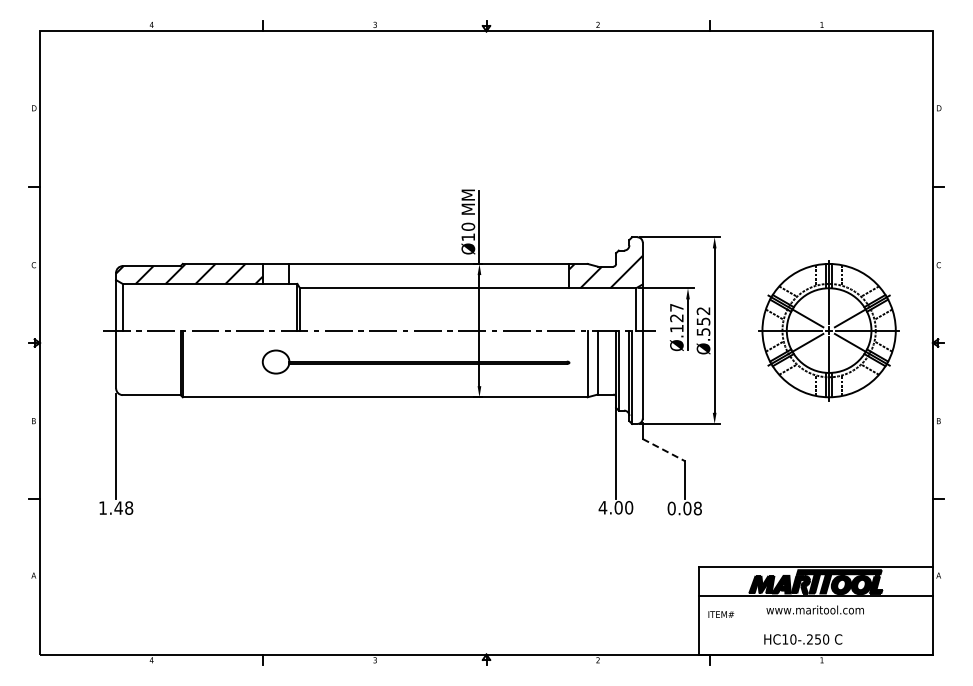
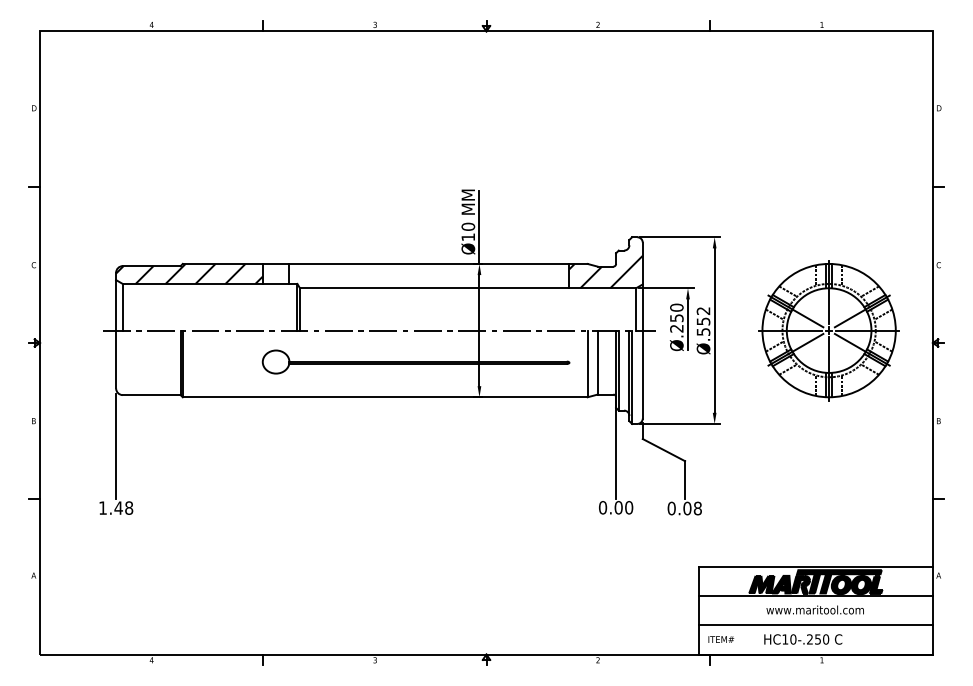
text: Ø.127 -> Ø.250 (676, 317)
line: dashed -> solid (663, 450)
text: 4.00 -> 0.00 (602, 507)
text position: (721, 614) -> (721, 639) (721, 639)
line: none -> present (815, 625)
